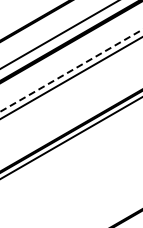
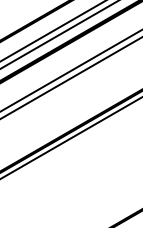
line: none -> present (52, 31)
line: dashed -> solid (71, 70)
